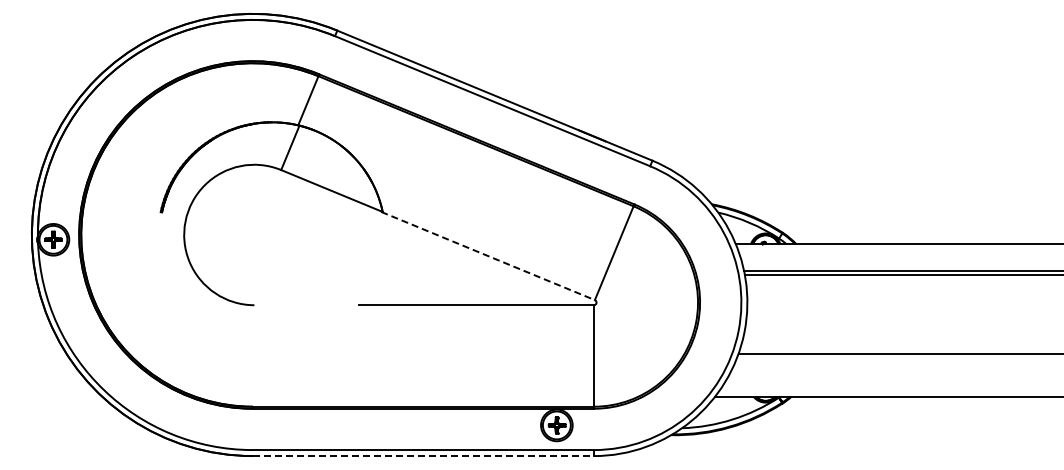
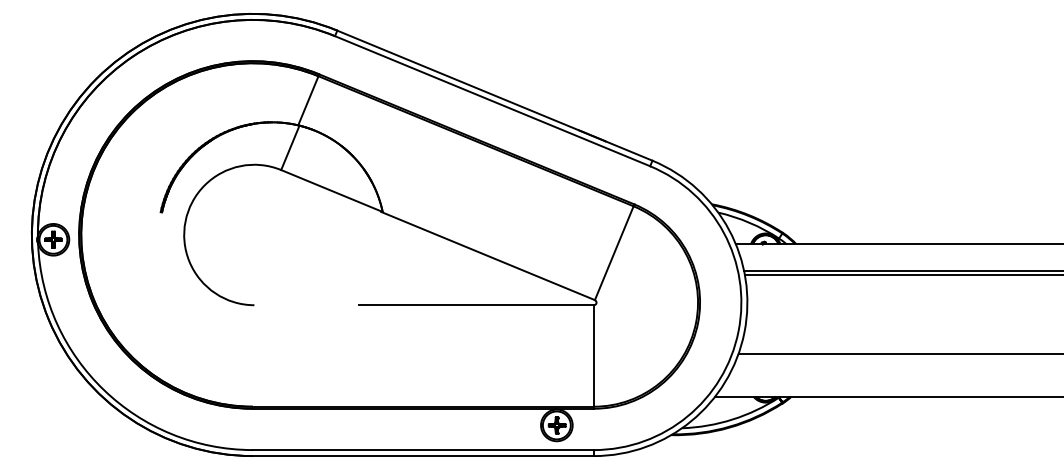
line: dashed -> solid (488, 256)
line: dashed -> solid (423, 456)
